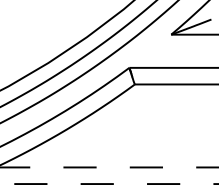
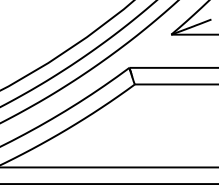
line: dashed -> solid (109, 167)
line: dashed -> solid (109, 184)
